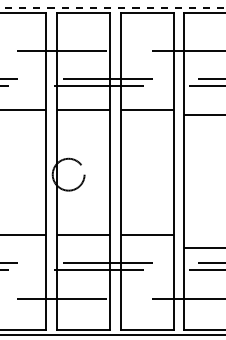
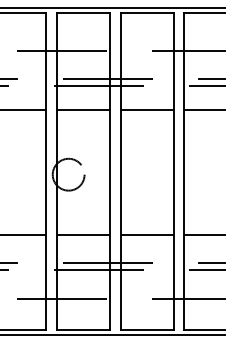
line: dashed -> solid (113, 8)
line position: (203, 115) -> (203, 110) (203, 110)
line position: (203, 248) -> (203, 235) (203, 235)
